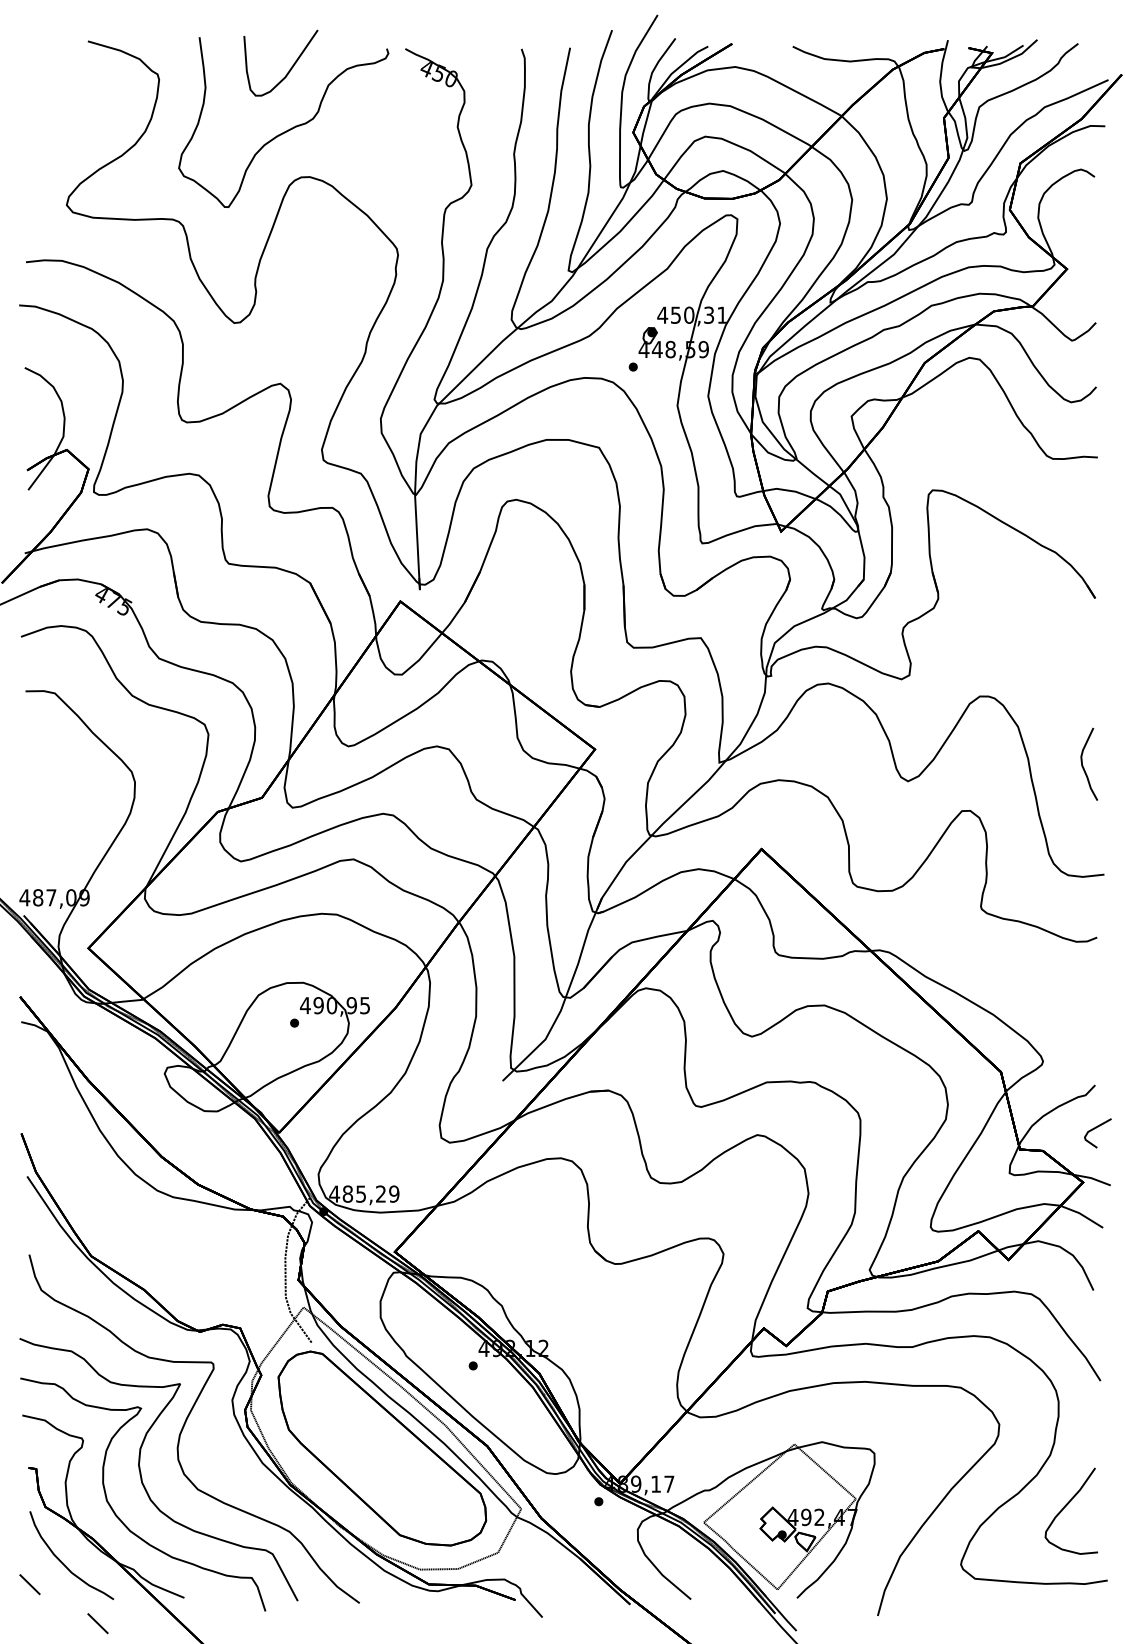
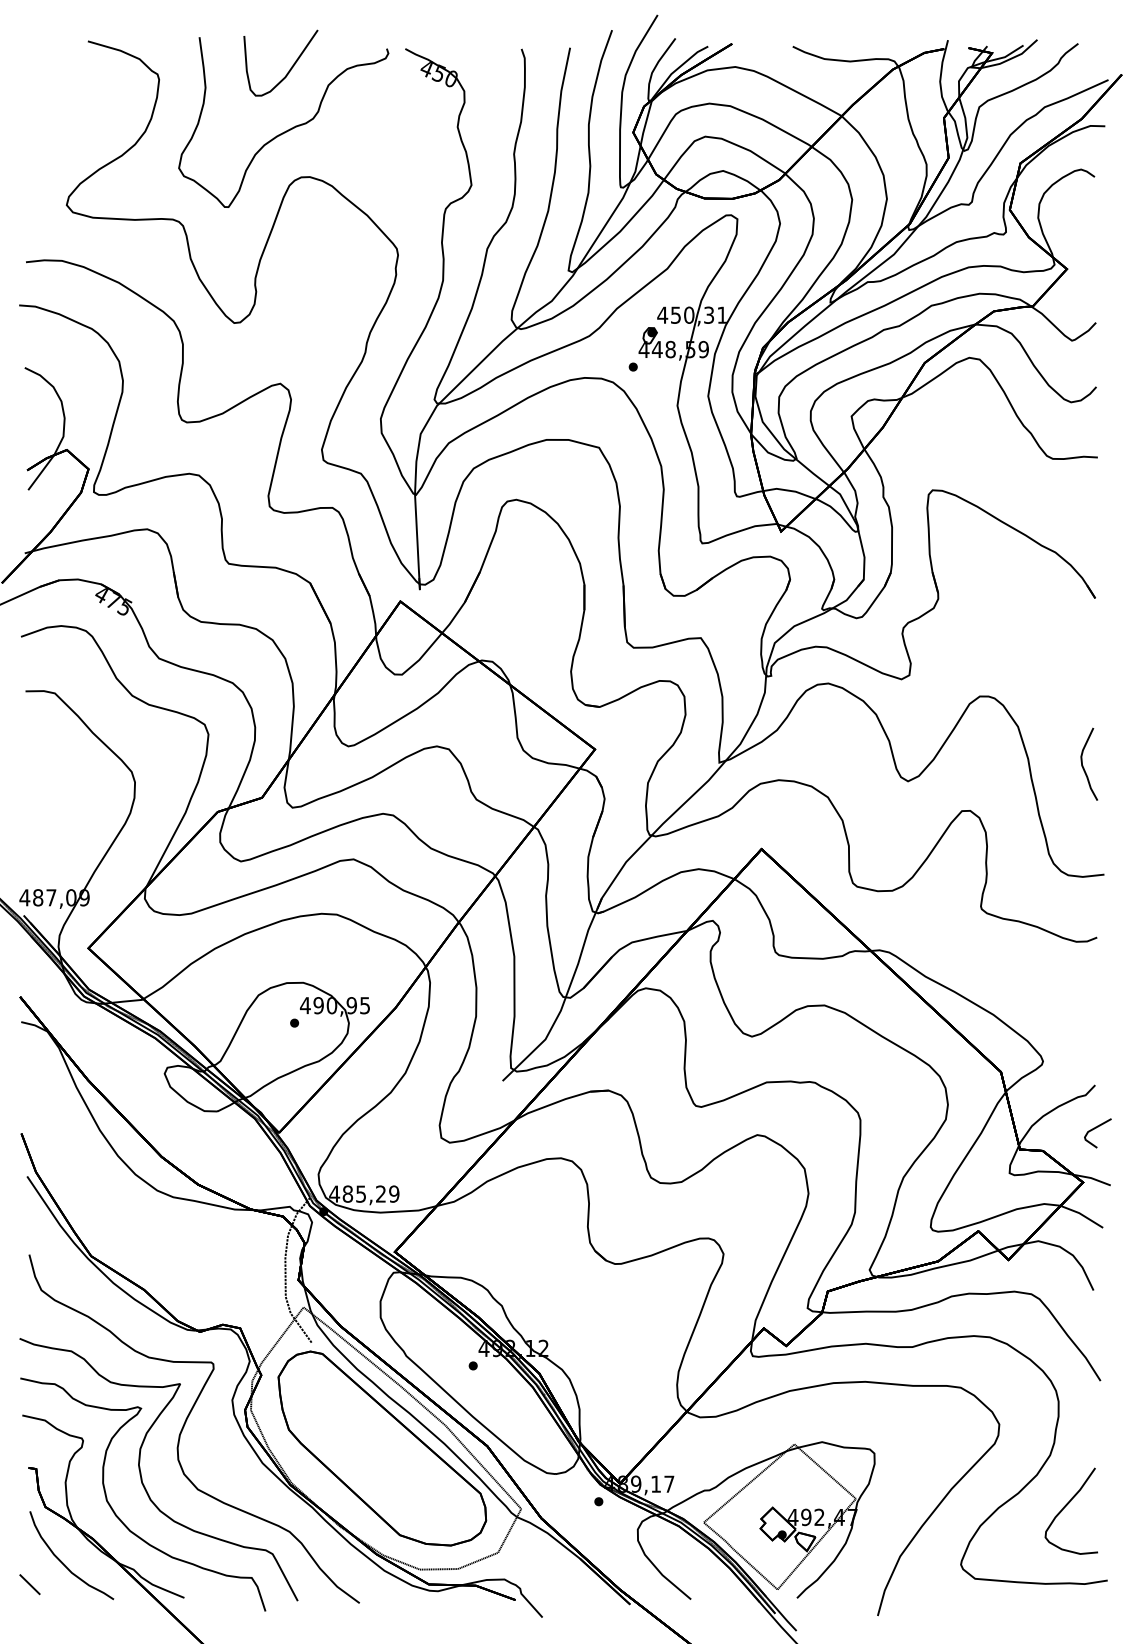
line: present -> none (97, 1623)
